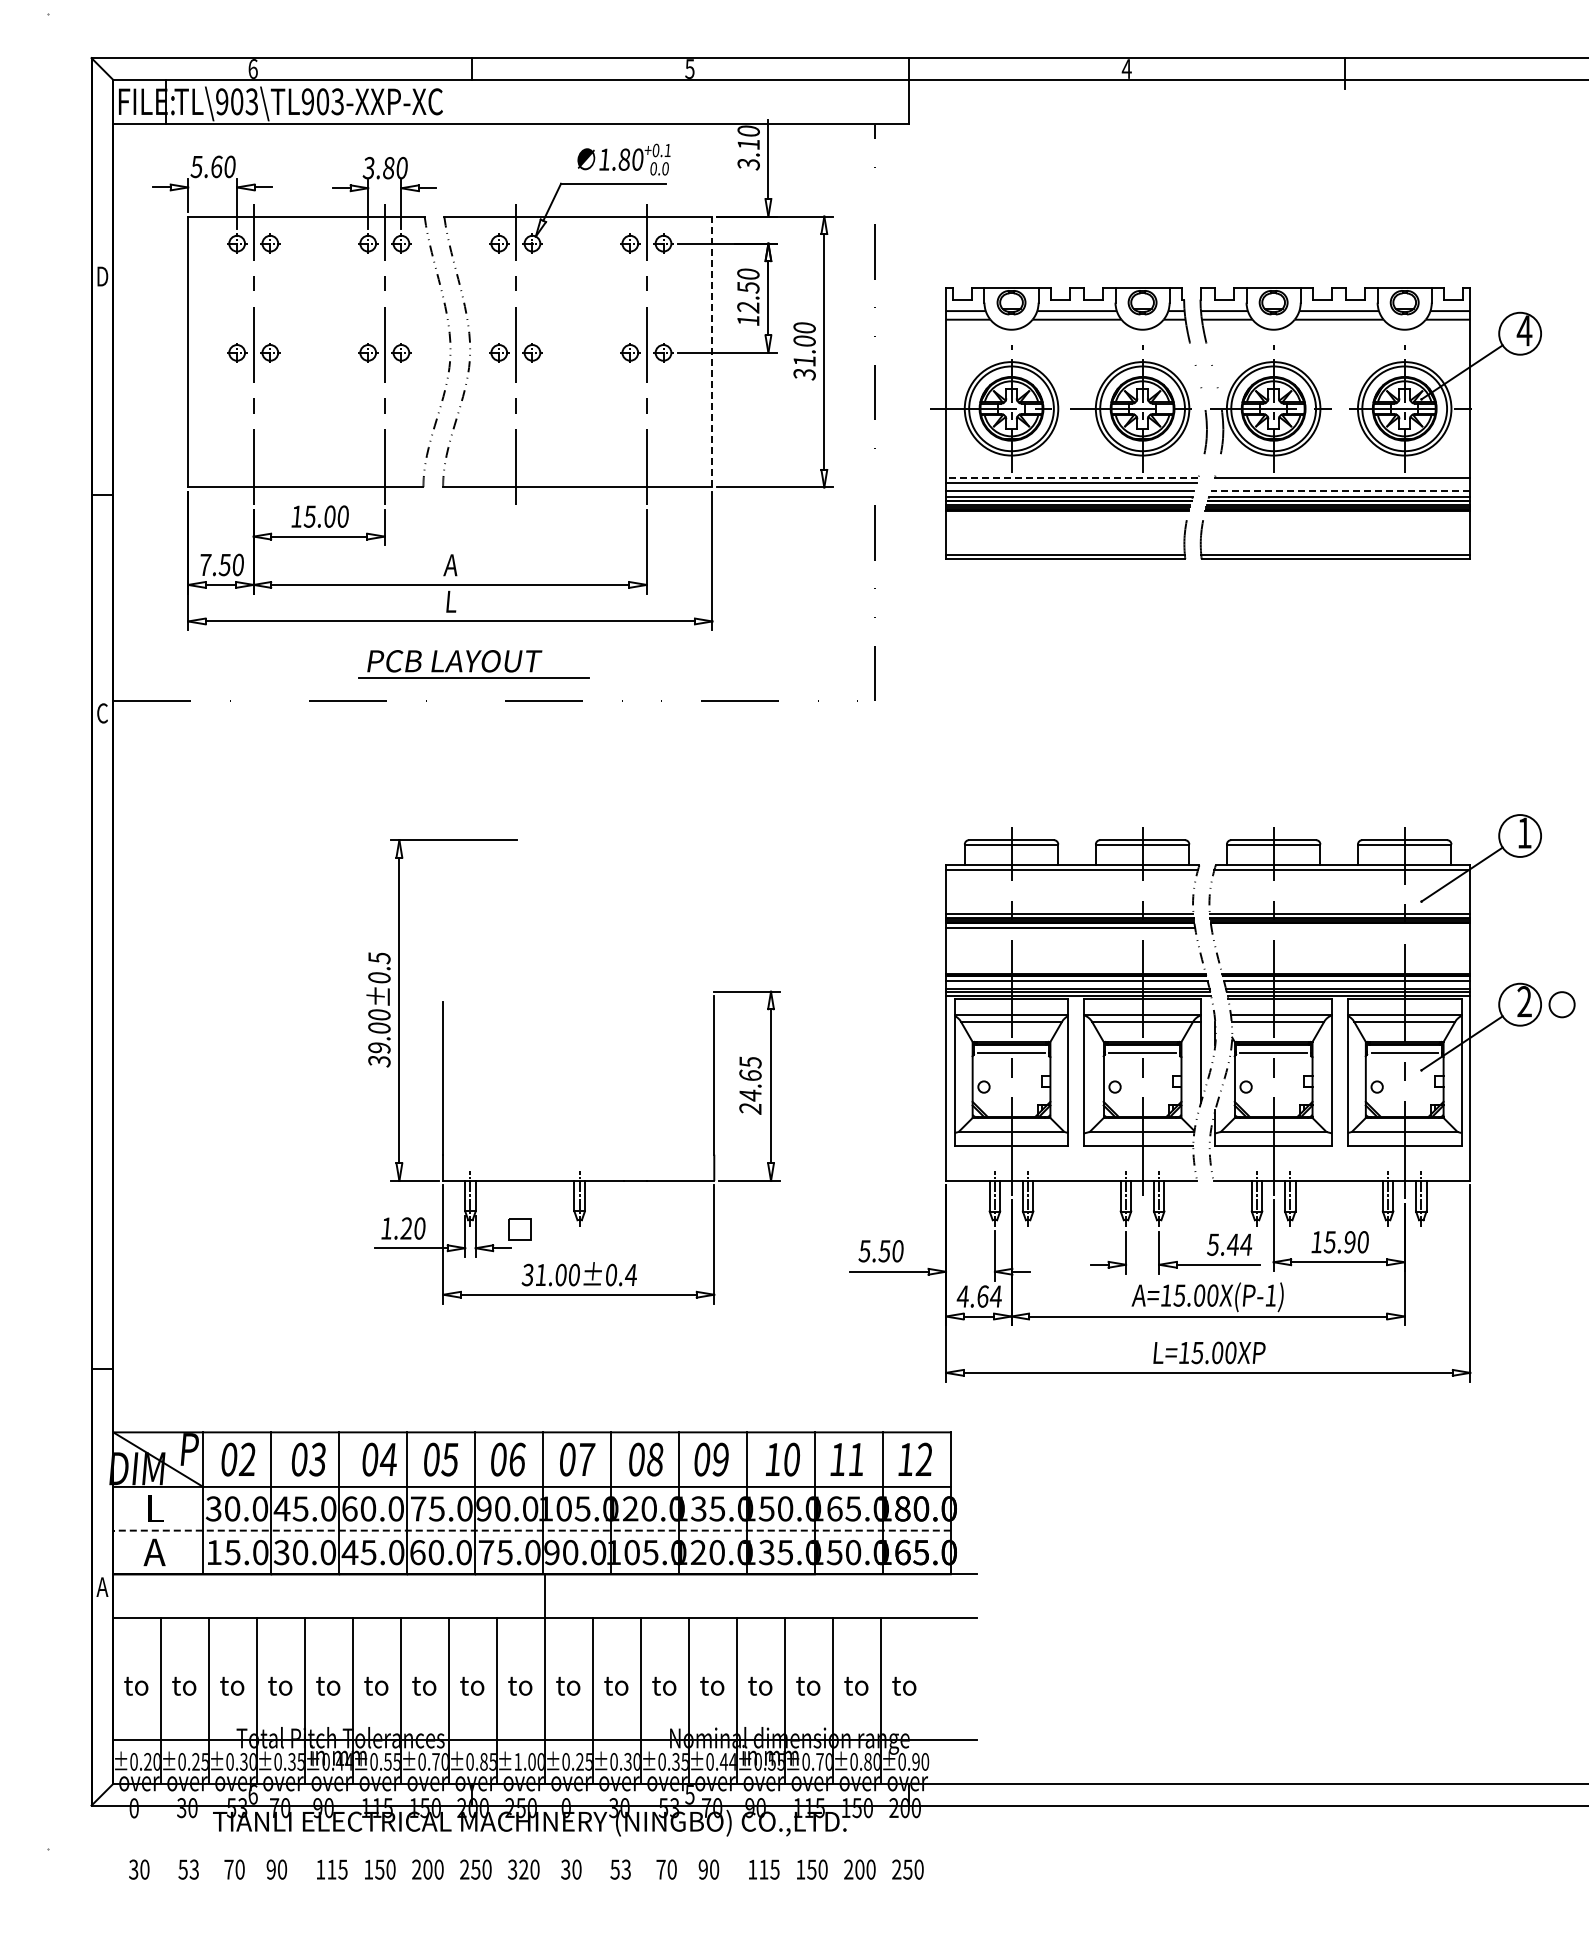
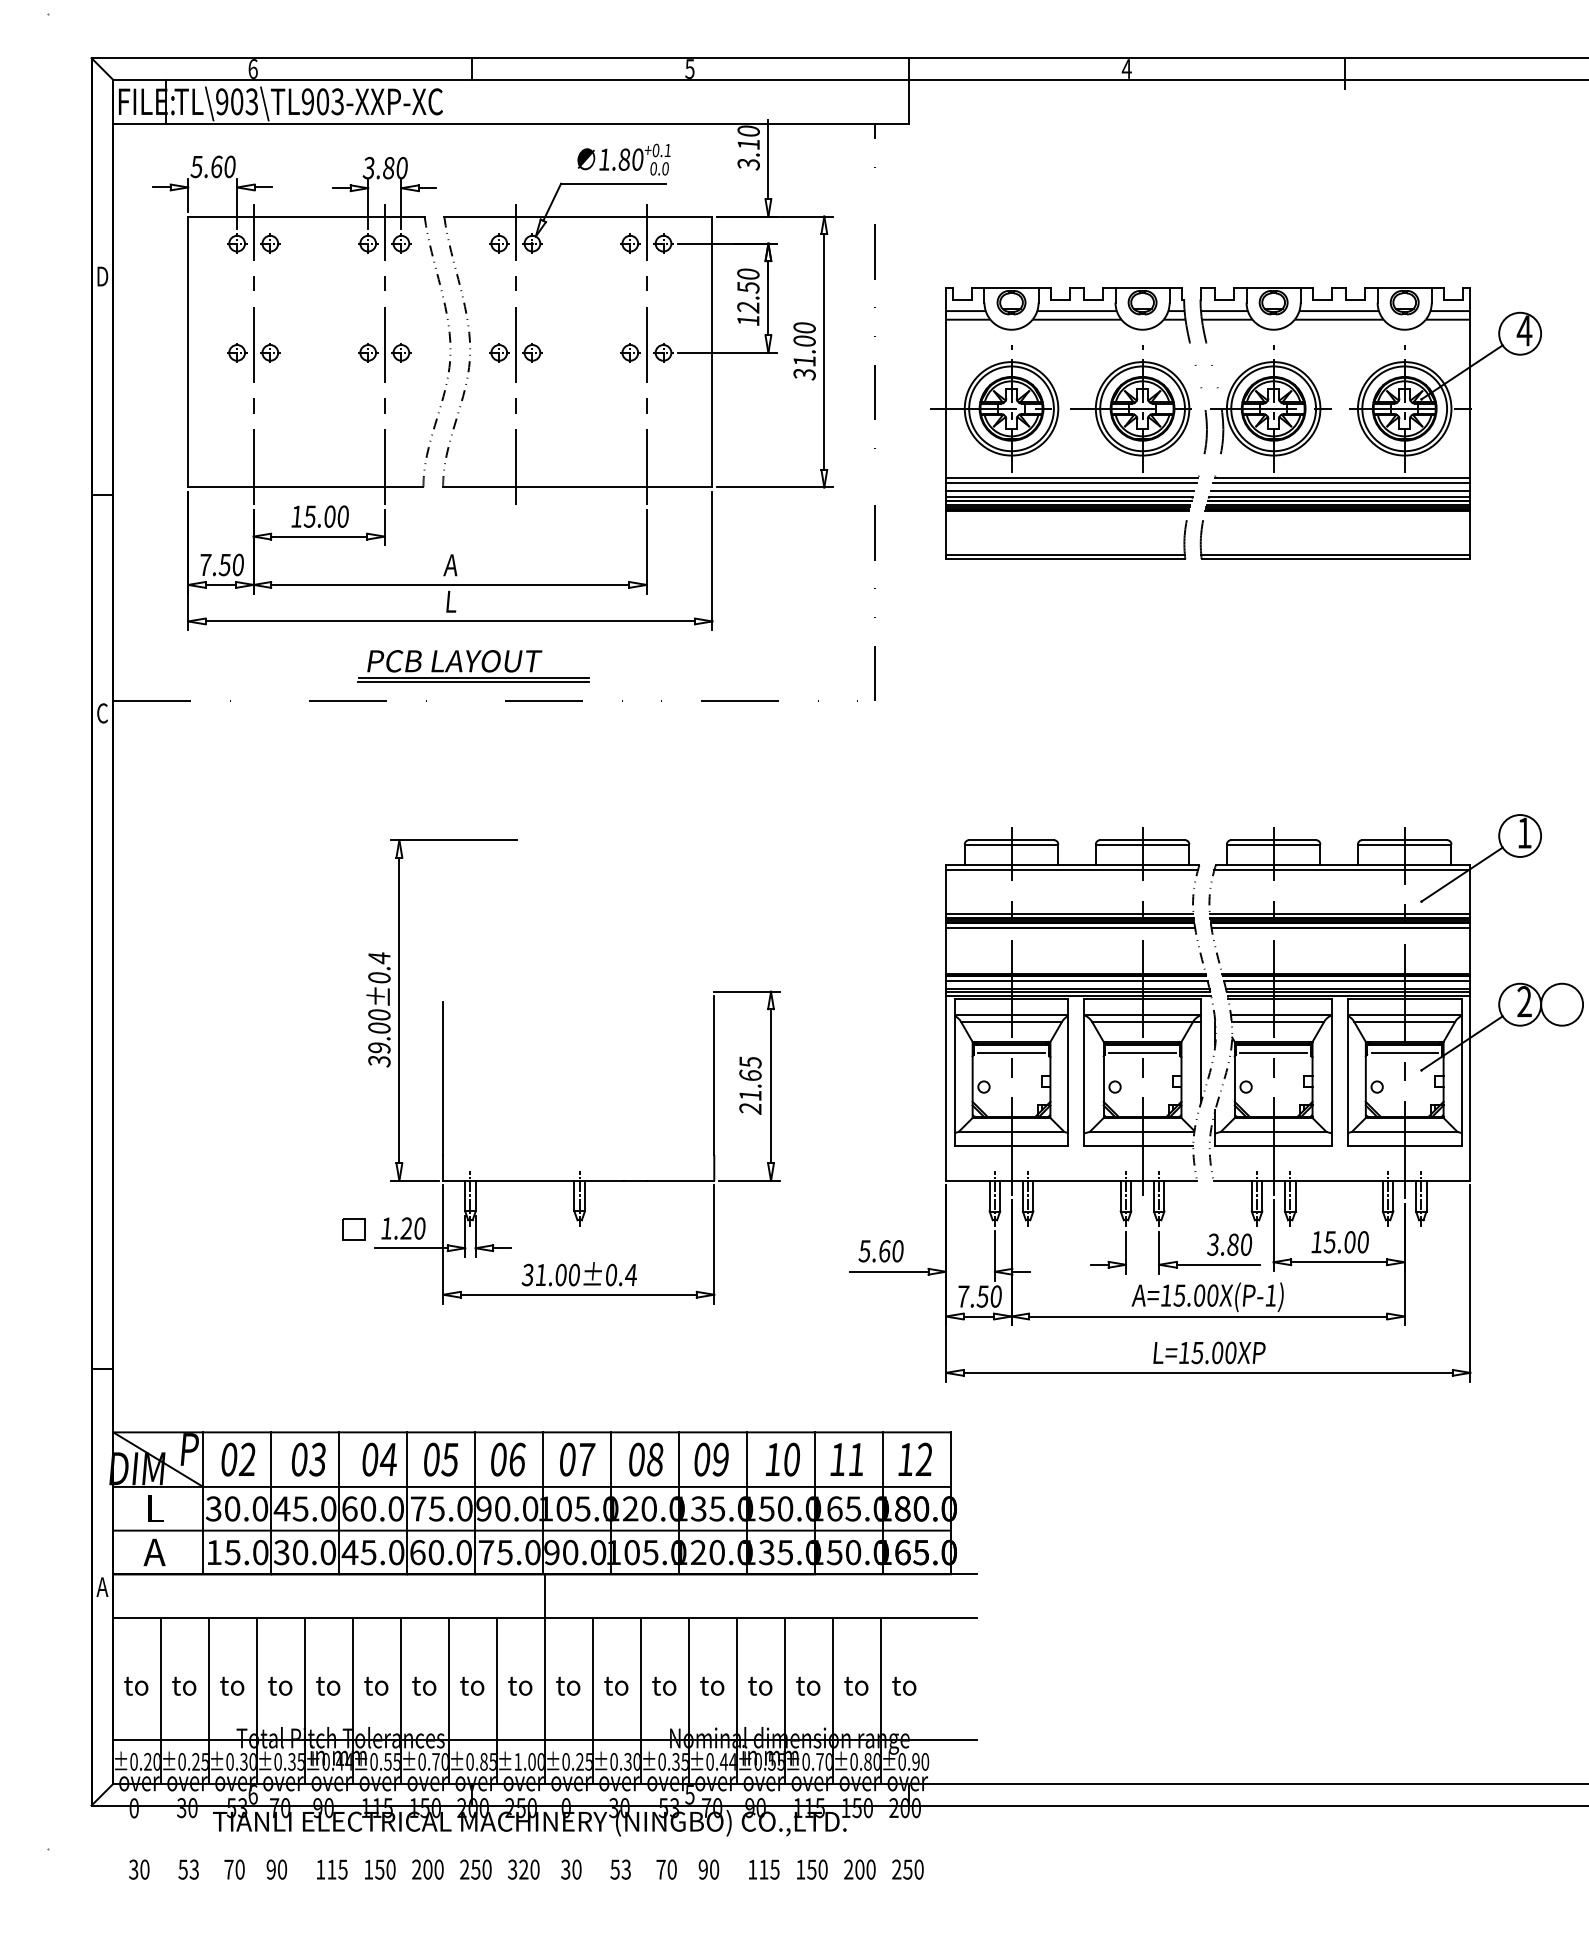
line: dashed -> solid (712, 351)
line: dashed -> solid (1071, 478)
line: none -> present (1341, 483)
line: dashed -> solid (1340, 491)
line: none -> present (473, 682)
line: none -> present (1340, 928)
text: 39.00±0.5 -> 39.00±0.4 (379, 958)
circle diameter: 25 px -> 42 px (1562, 1004)
text: 24.65 -> 21.65 (750, 1095)
part position: (519, 1229) -> (353, 1229) (353, 1229)
text: 15.90 -> 15.00 (1349, 1242)
text: 5.44 -> 3.80 (1230, 1244)
text: 5.50 -> 5.60 (884, 1251)
text: 4.64 -> 7.50 (978, 1296)
line: dashed -> solid (532, 1530)
